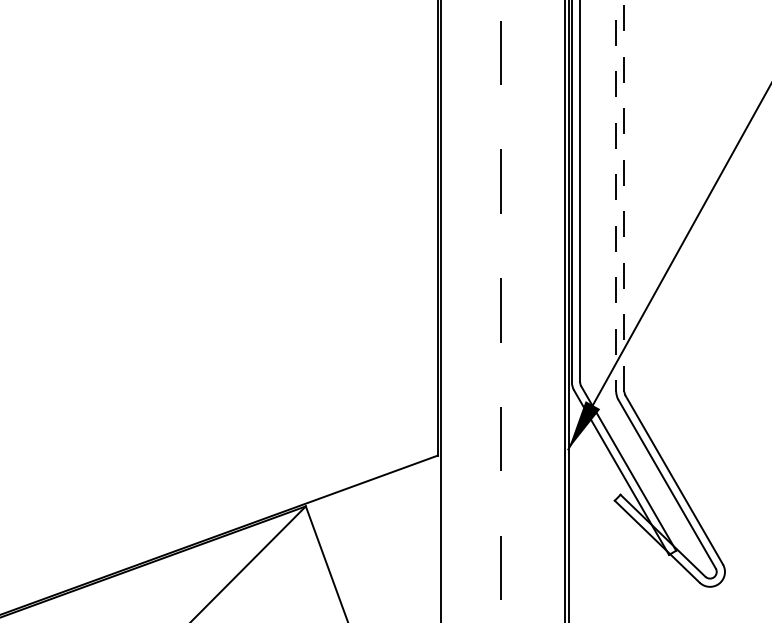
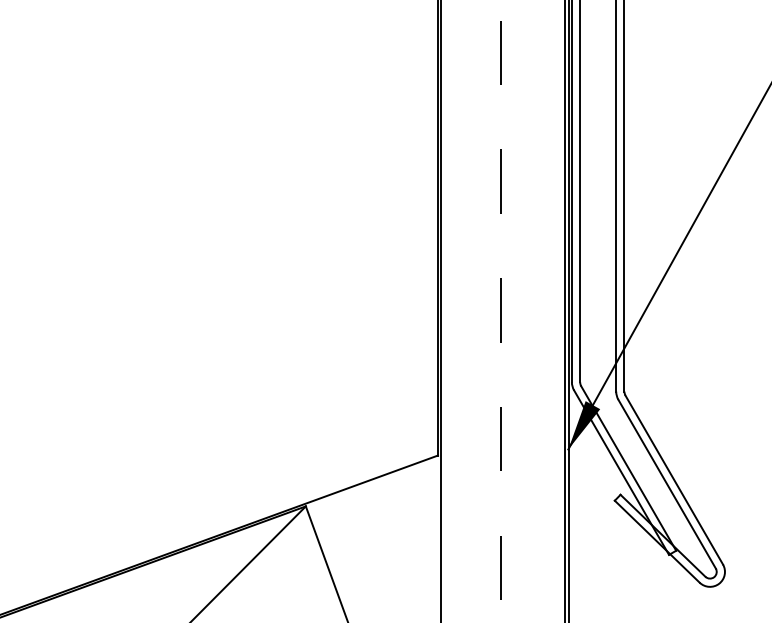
line: dashed -> solid (624, 195)
line: dashed -> solid (616, 196)
